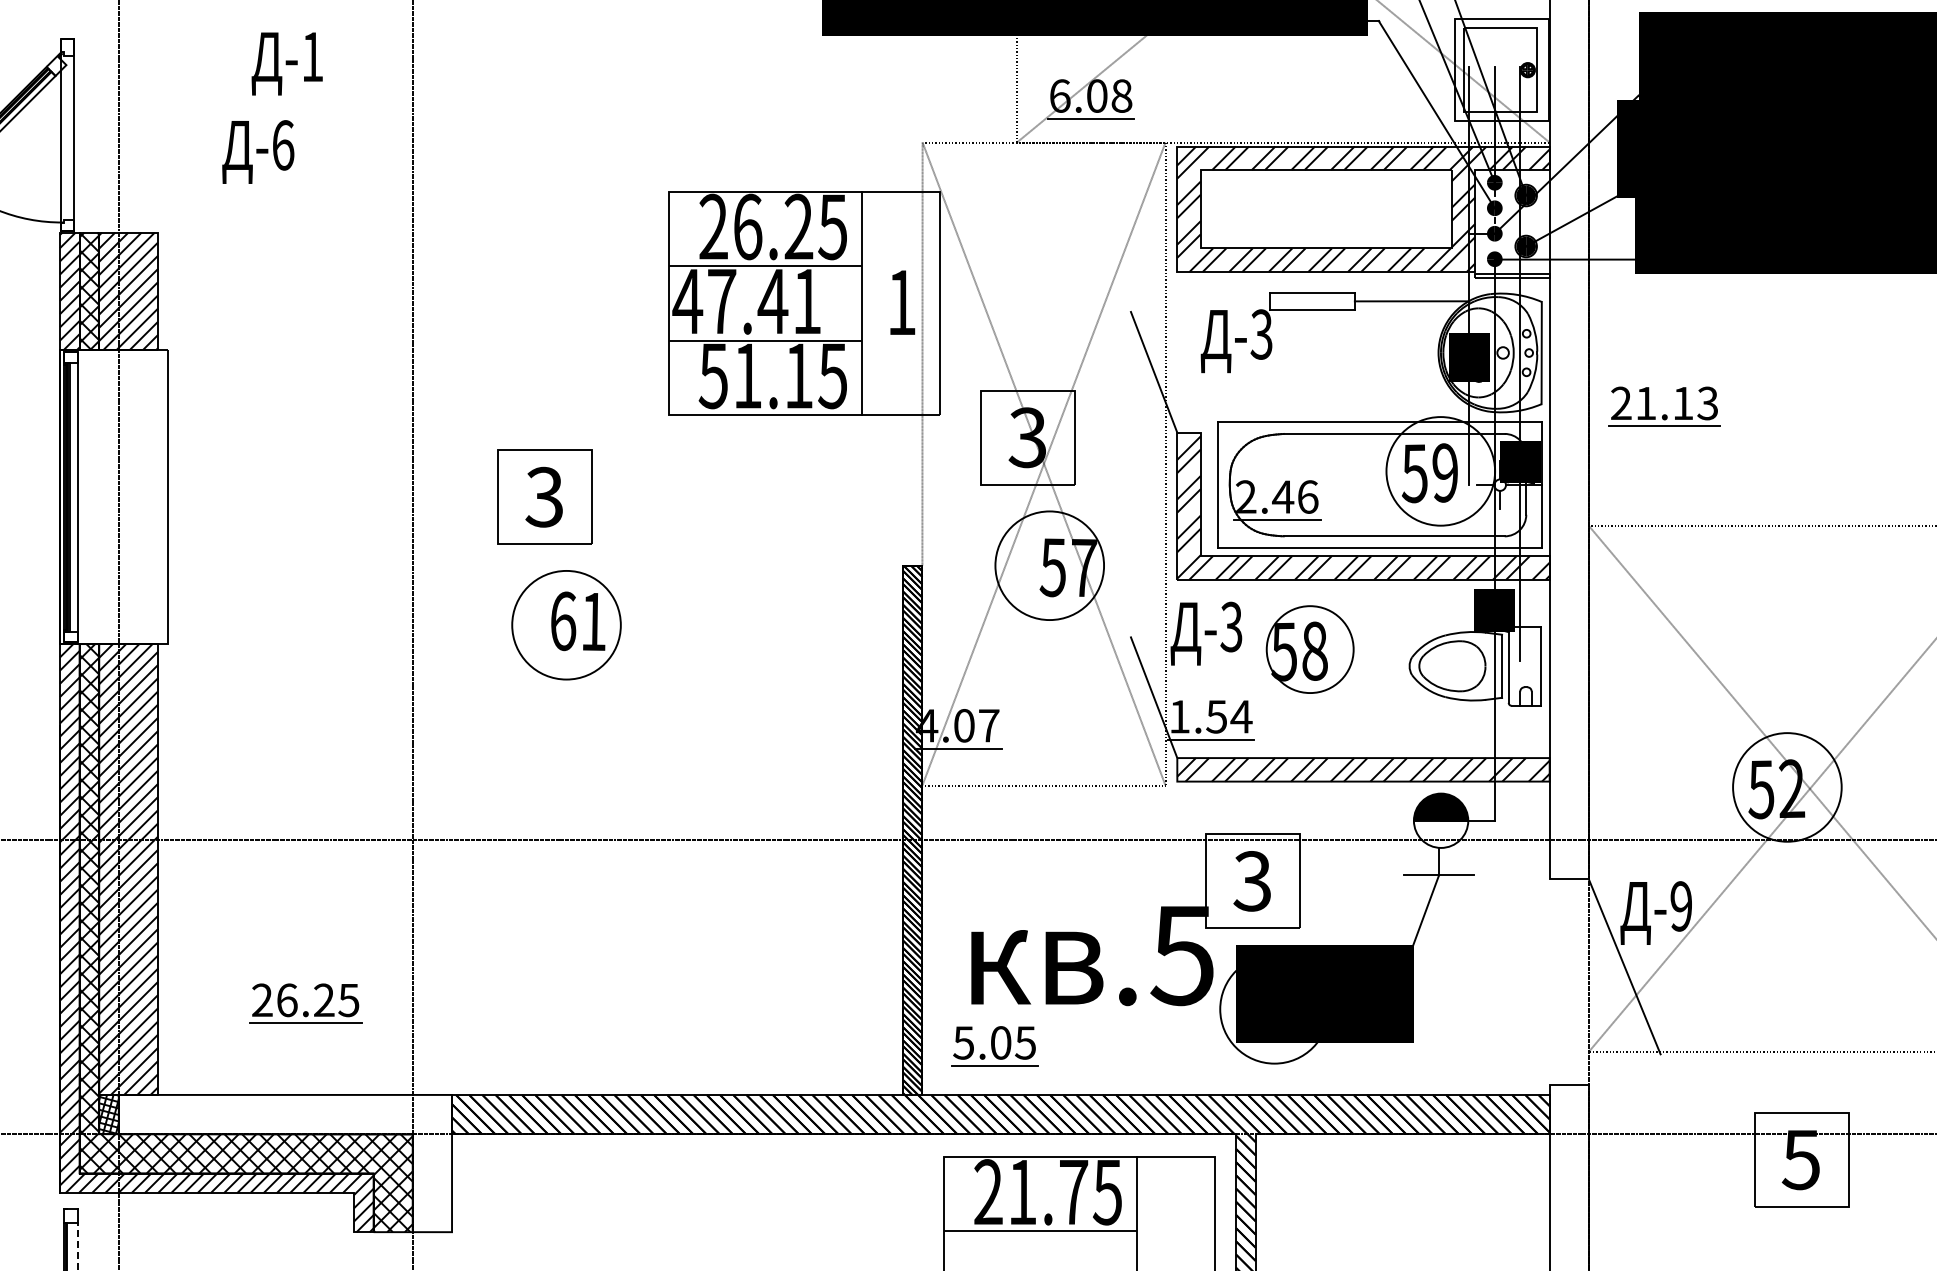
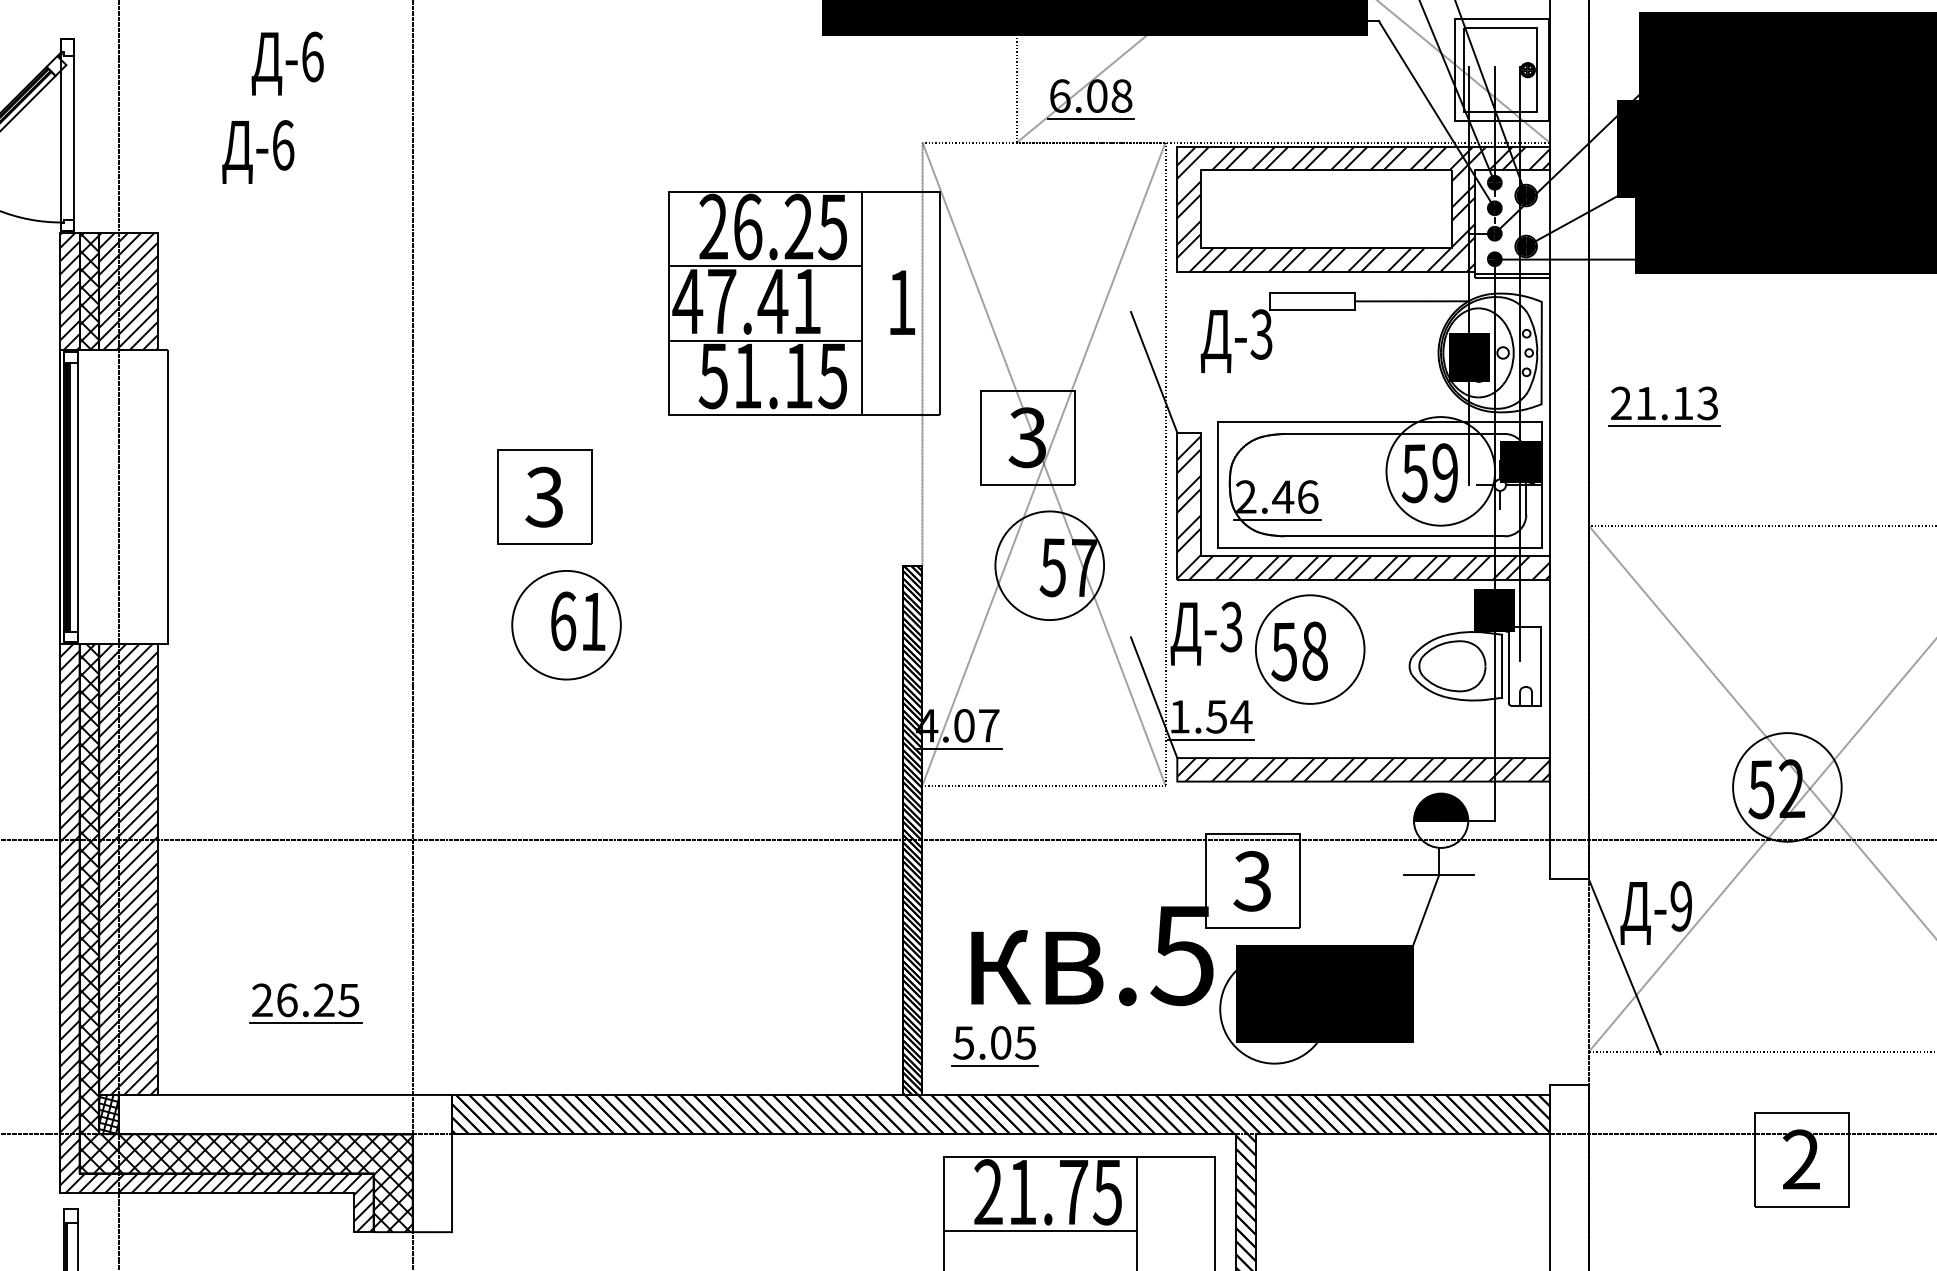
text: -1 -> -6 (312, 56)
circle diameter: 87 px -> 109 px (1309, 649)
text: 5 -> 2 (1800, 1159)
line: dashed -> solid (77, 1246)
